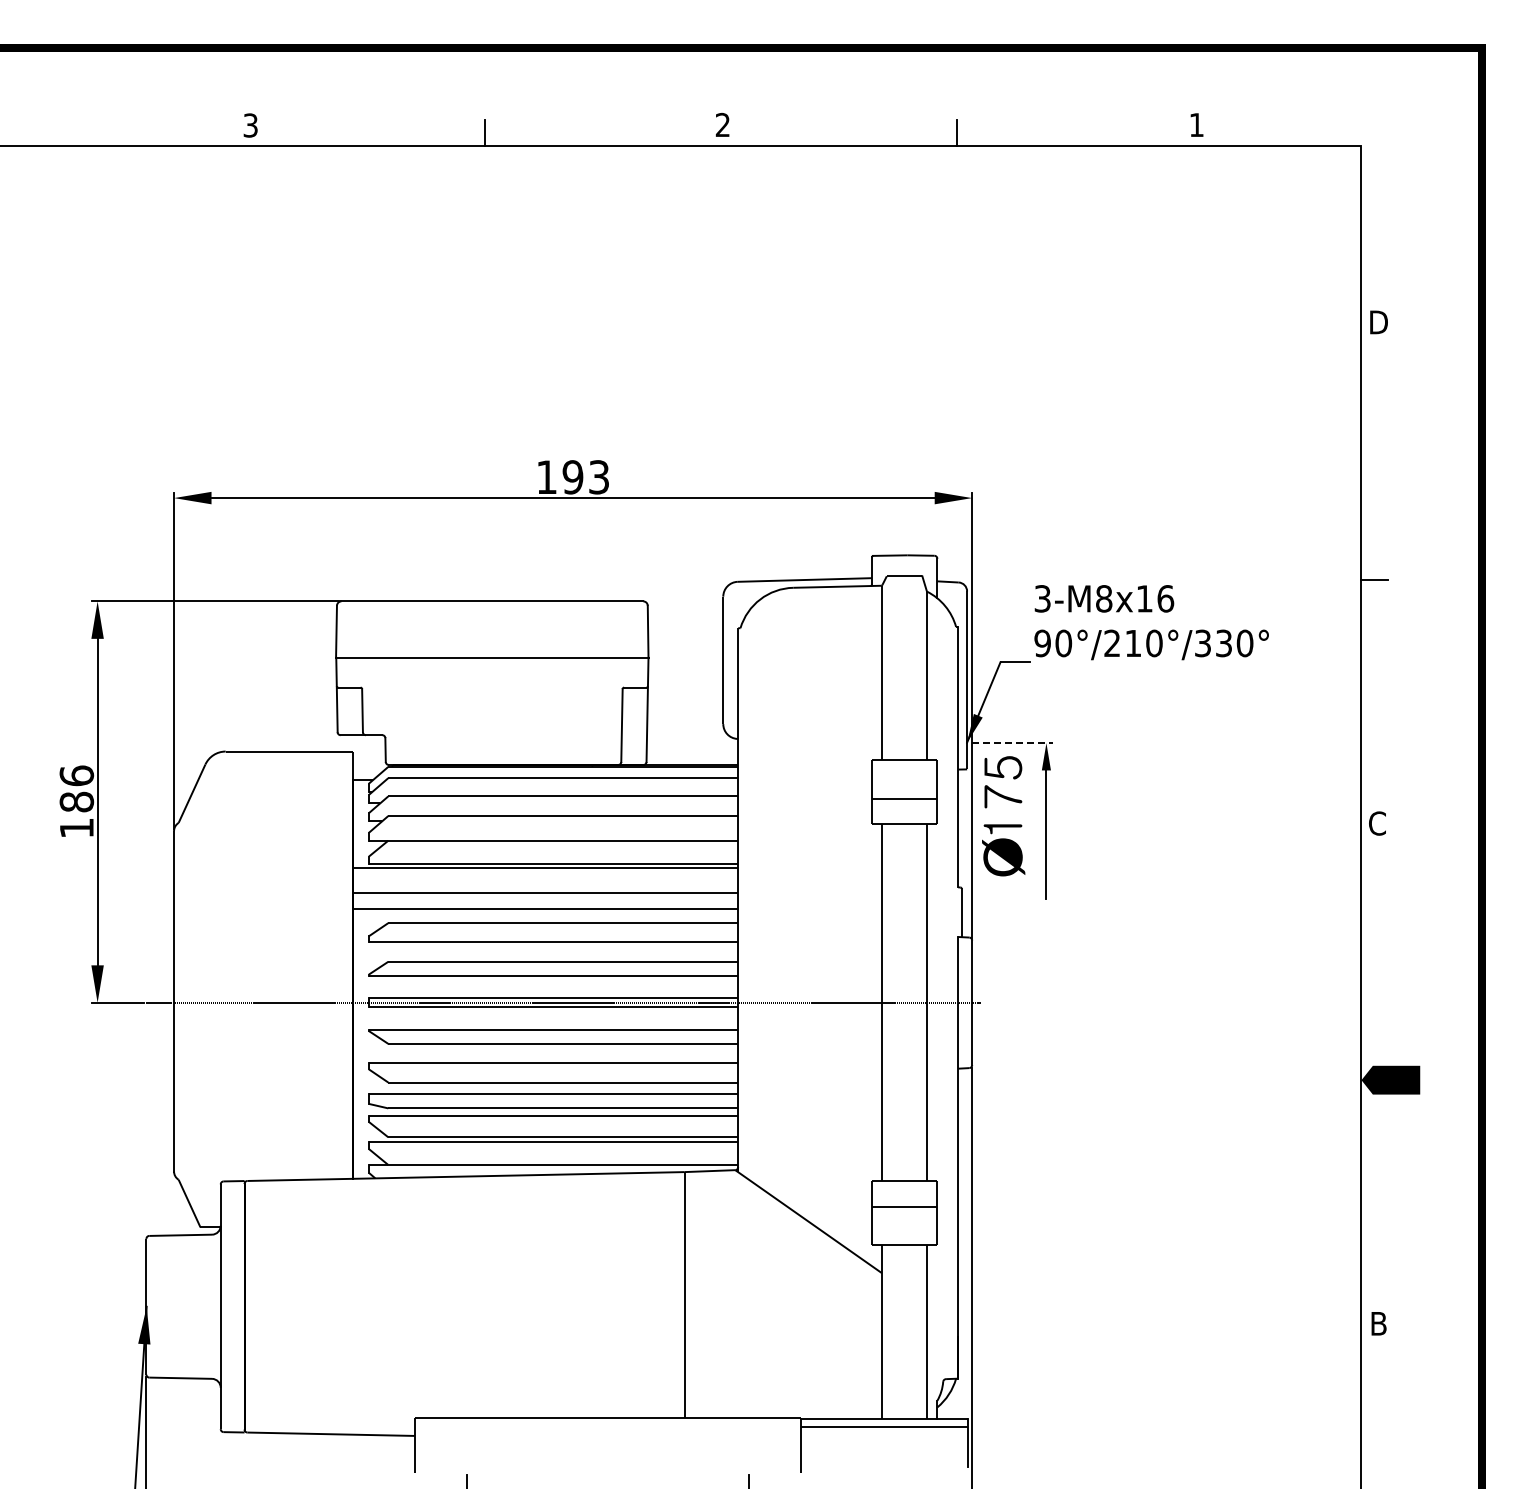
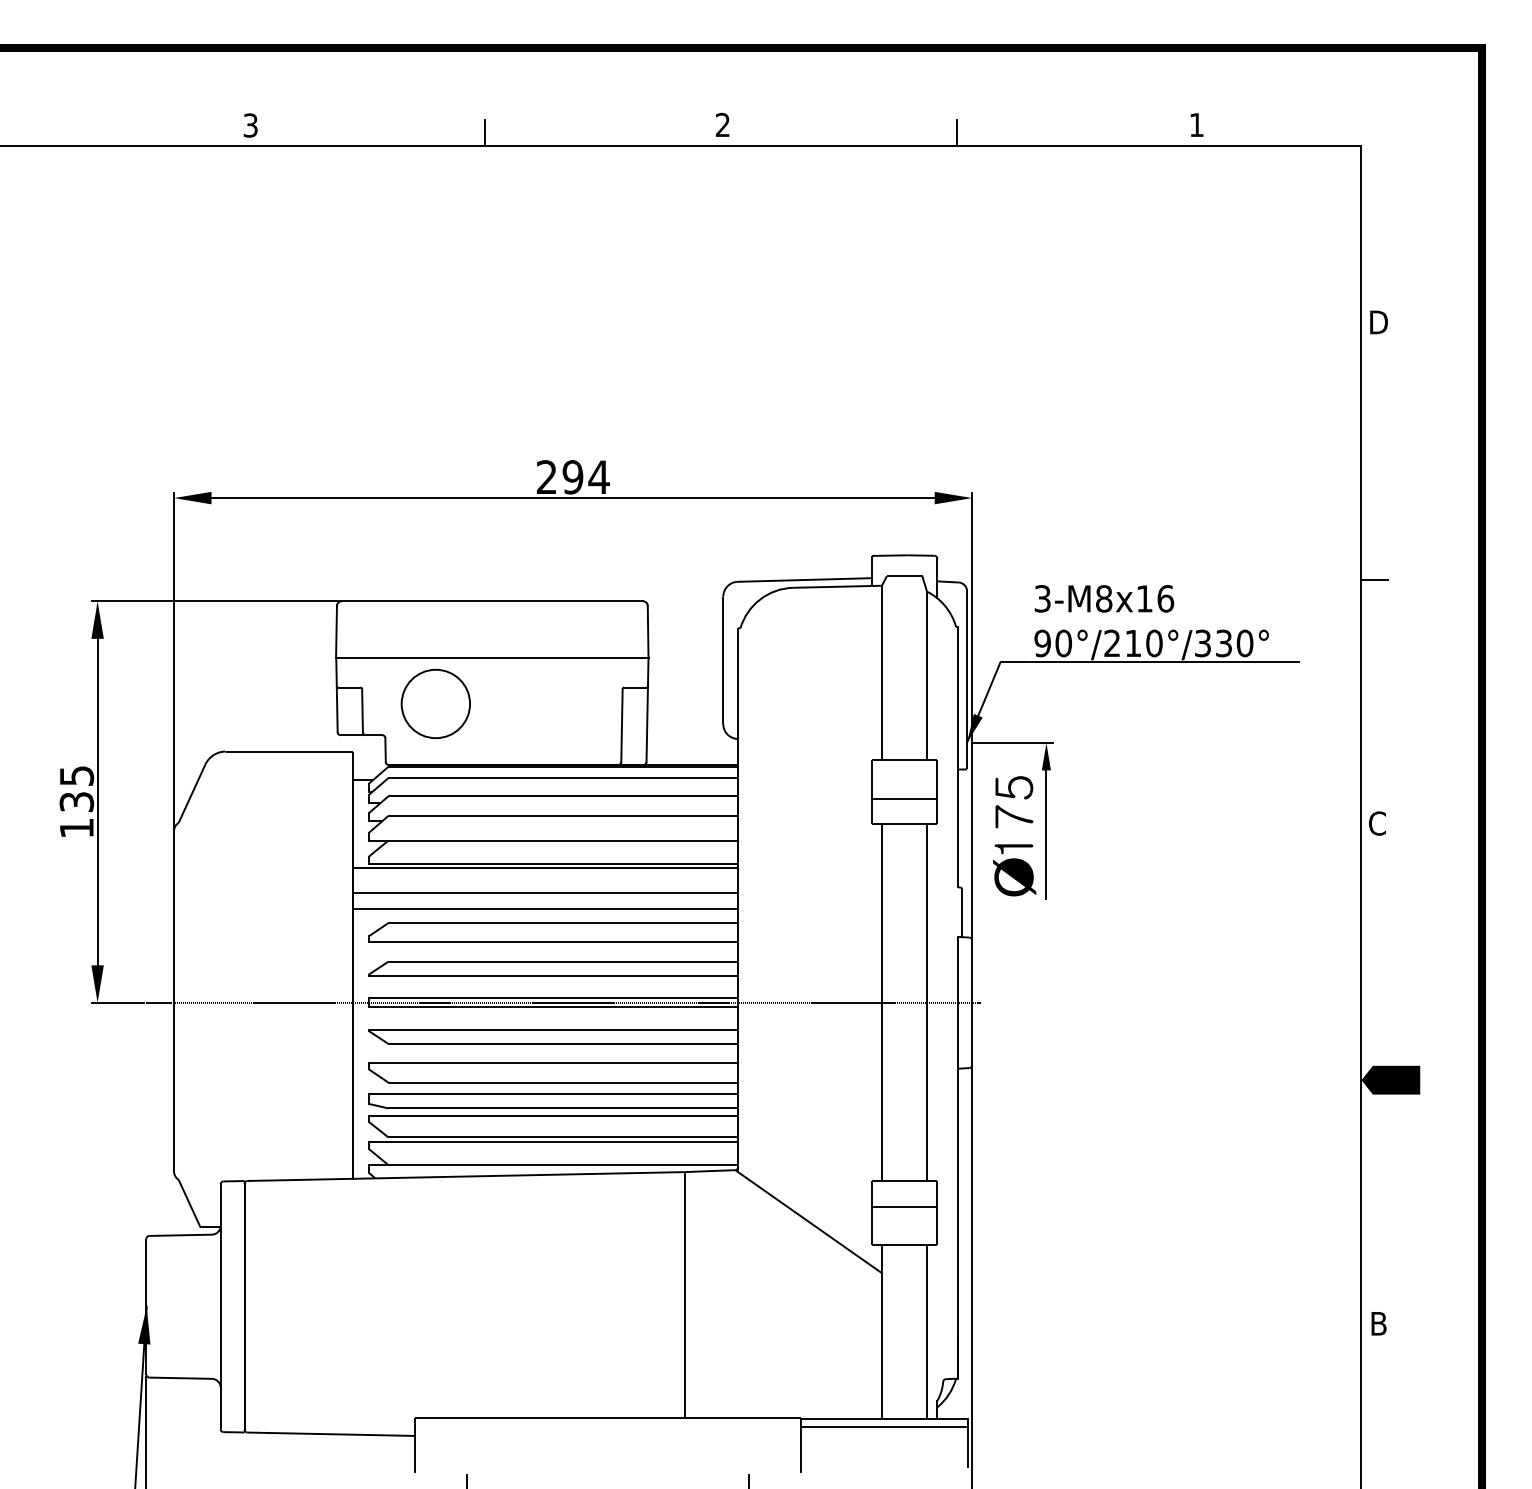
text: 193 -> 294 (573, 477)
line: none -> present (1165, 662)
circle: none -> present (435, 703)
line: dashed -> solid (1012, 743)
text: 186 -> 135 (76, 788)
text position: (1003, 816) -> (1014, 836) (1014, 836)
